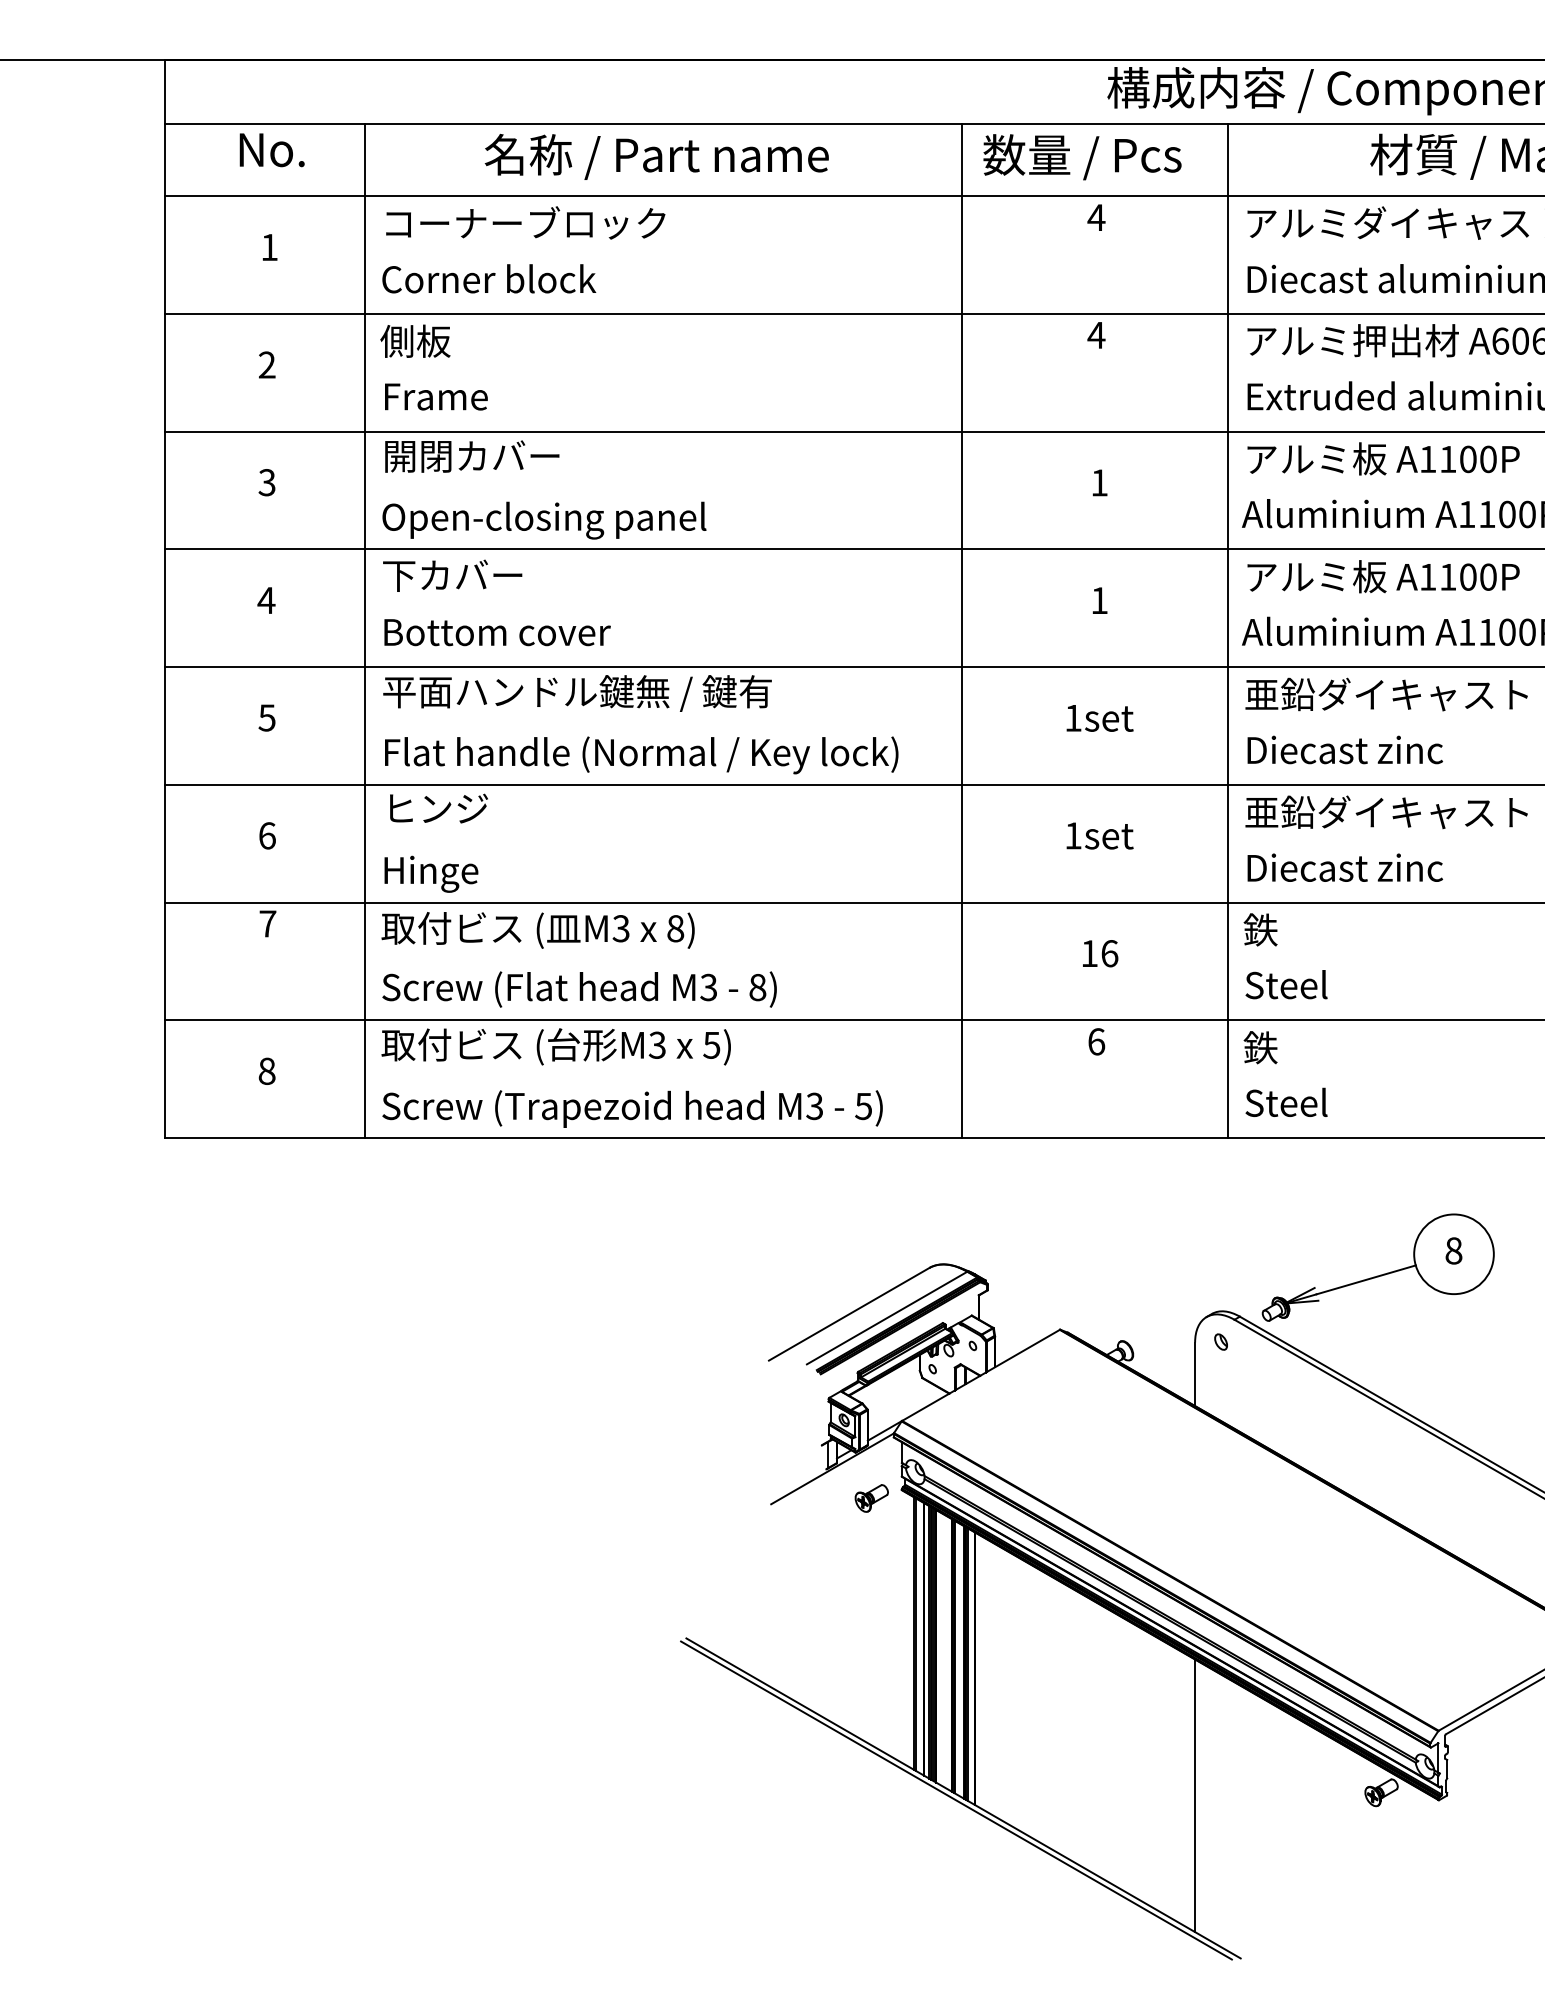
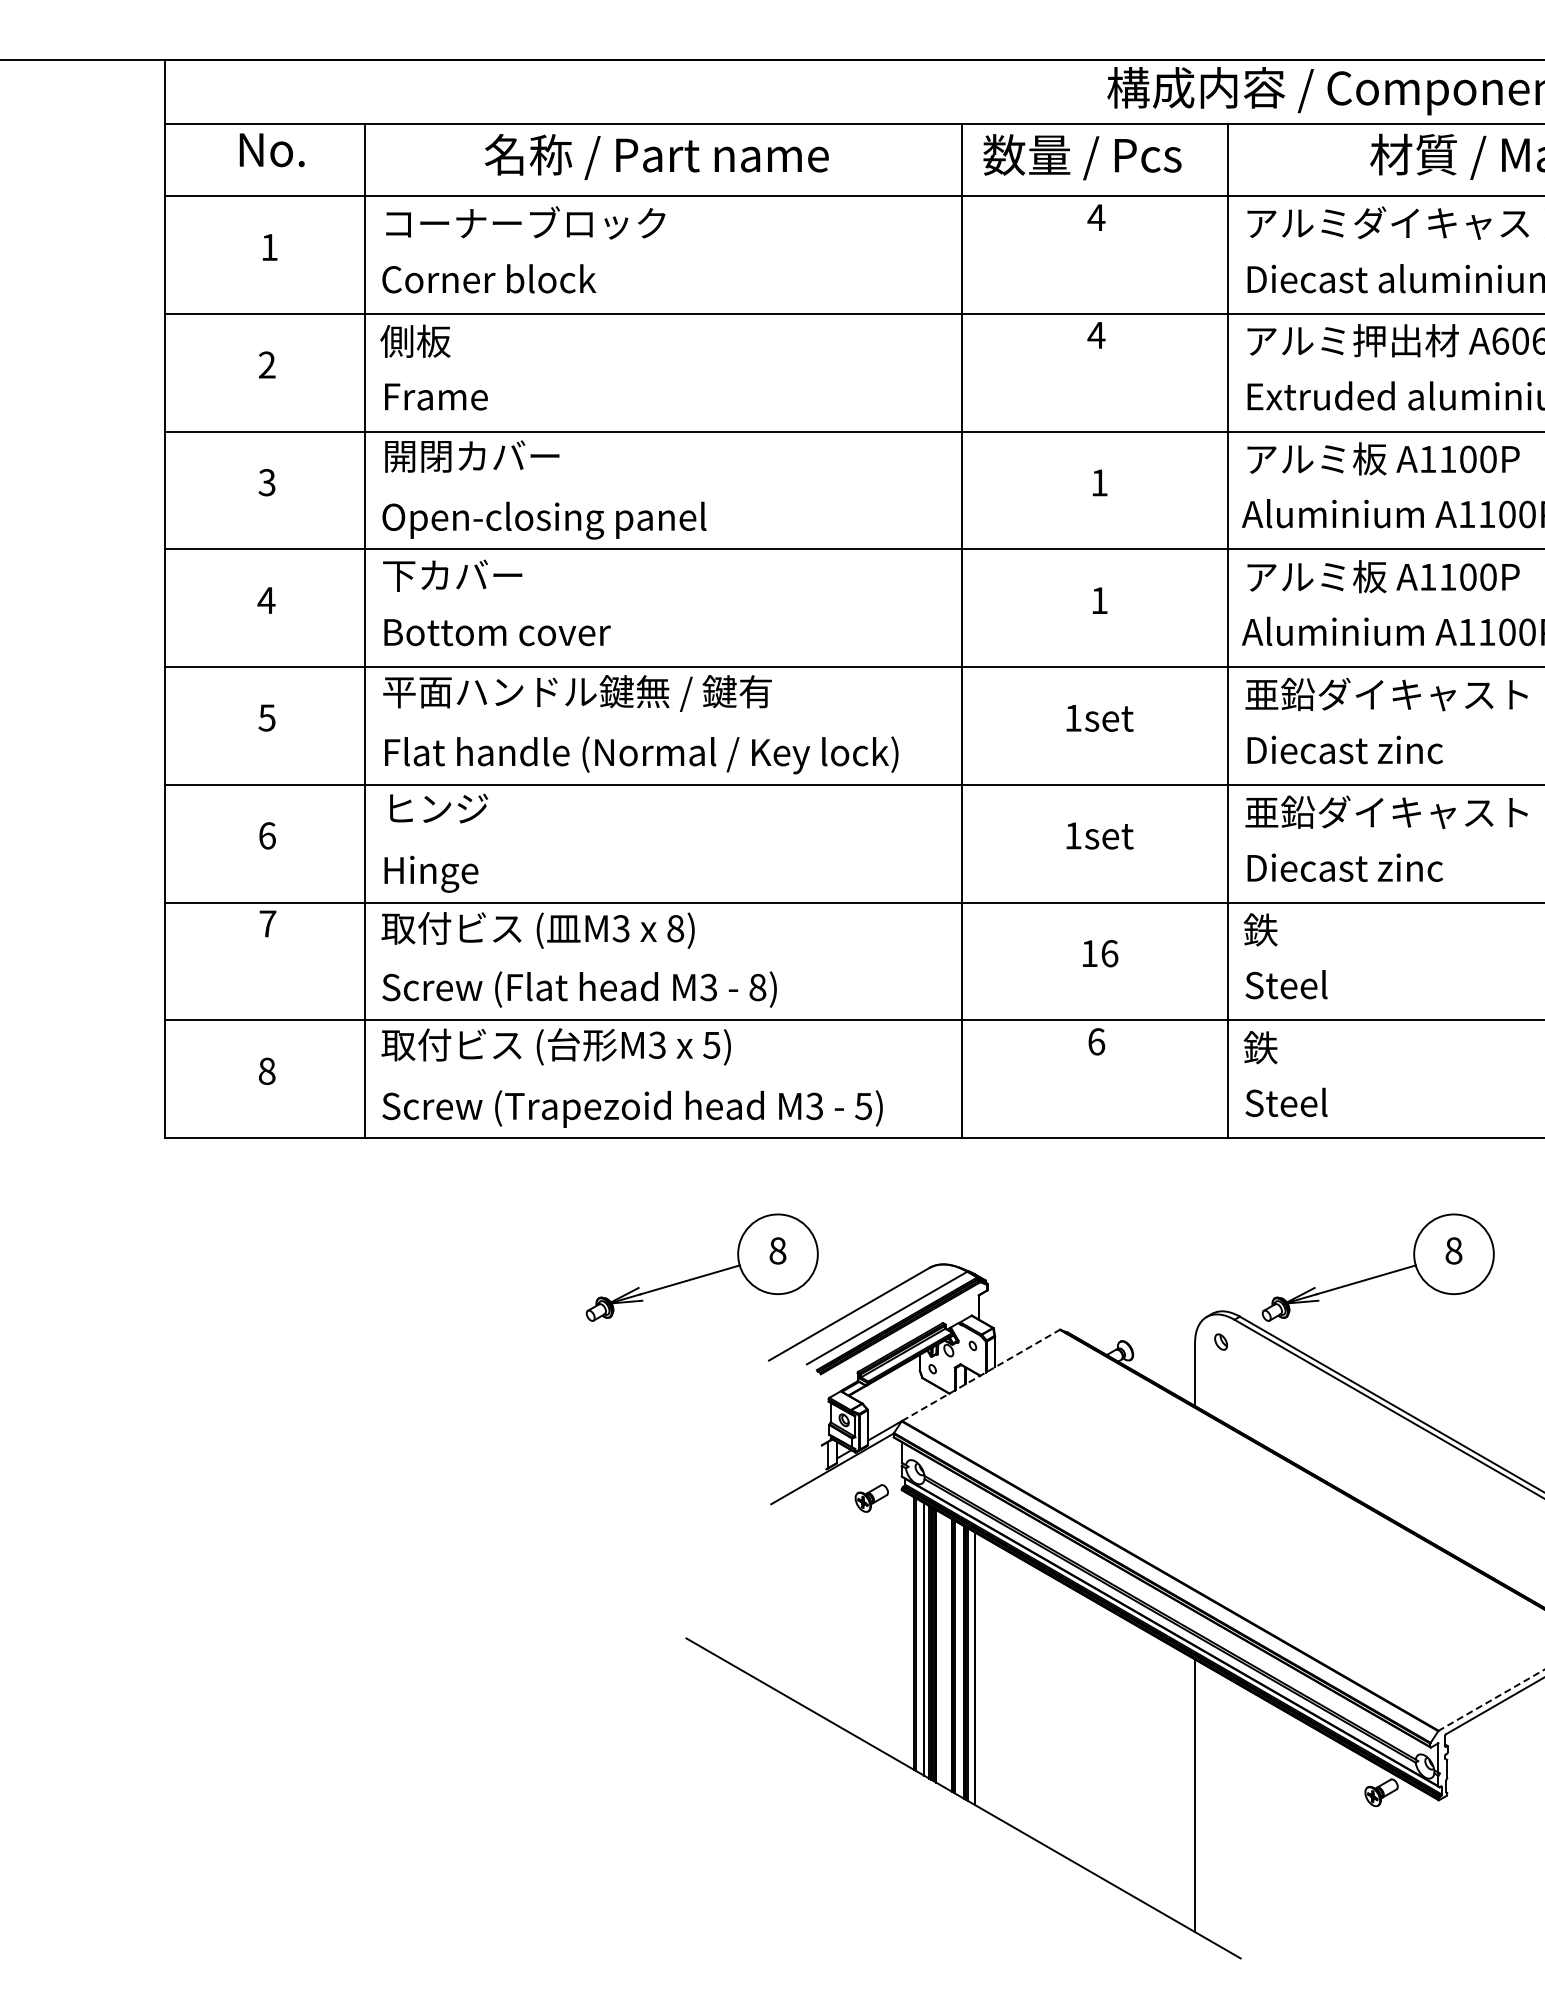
part: none -> present (704, 1274)
line: solid -> dashed (981, 1375)
line: solid -> dashed (1491, 1700)
line: present -> none (956, 1800)
